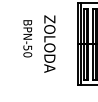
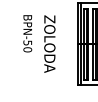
text position: (27, 38) -> (27, 33) (27, 33)
